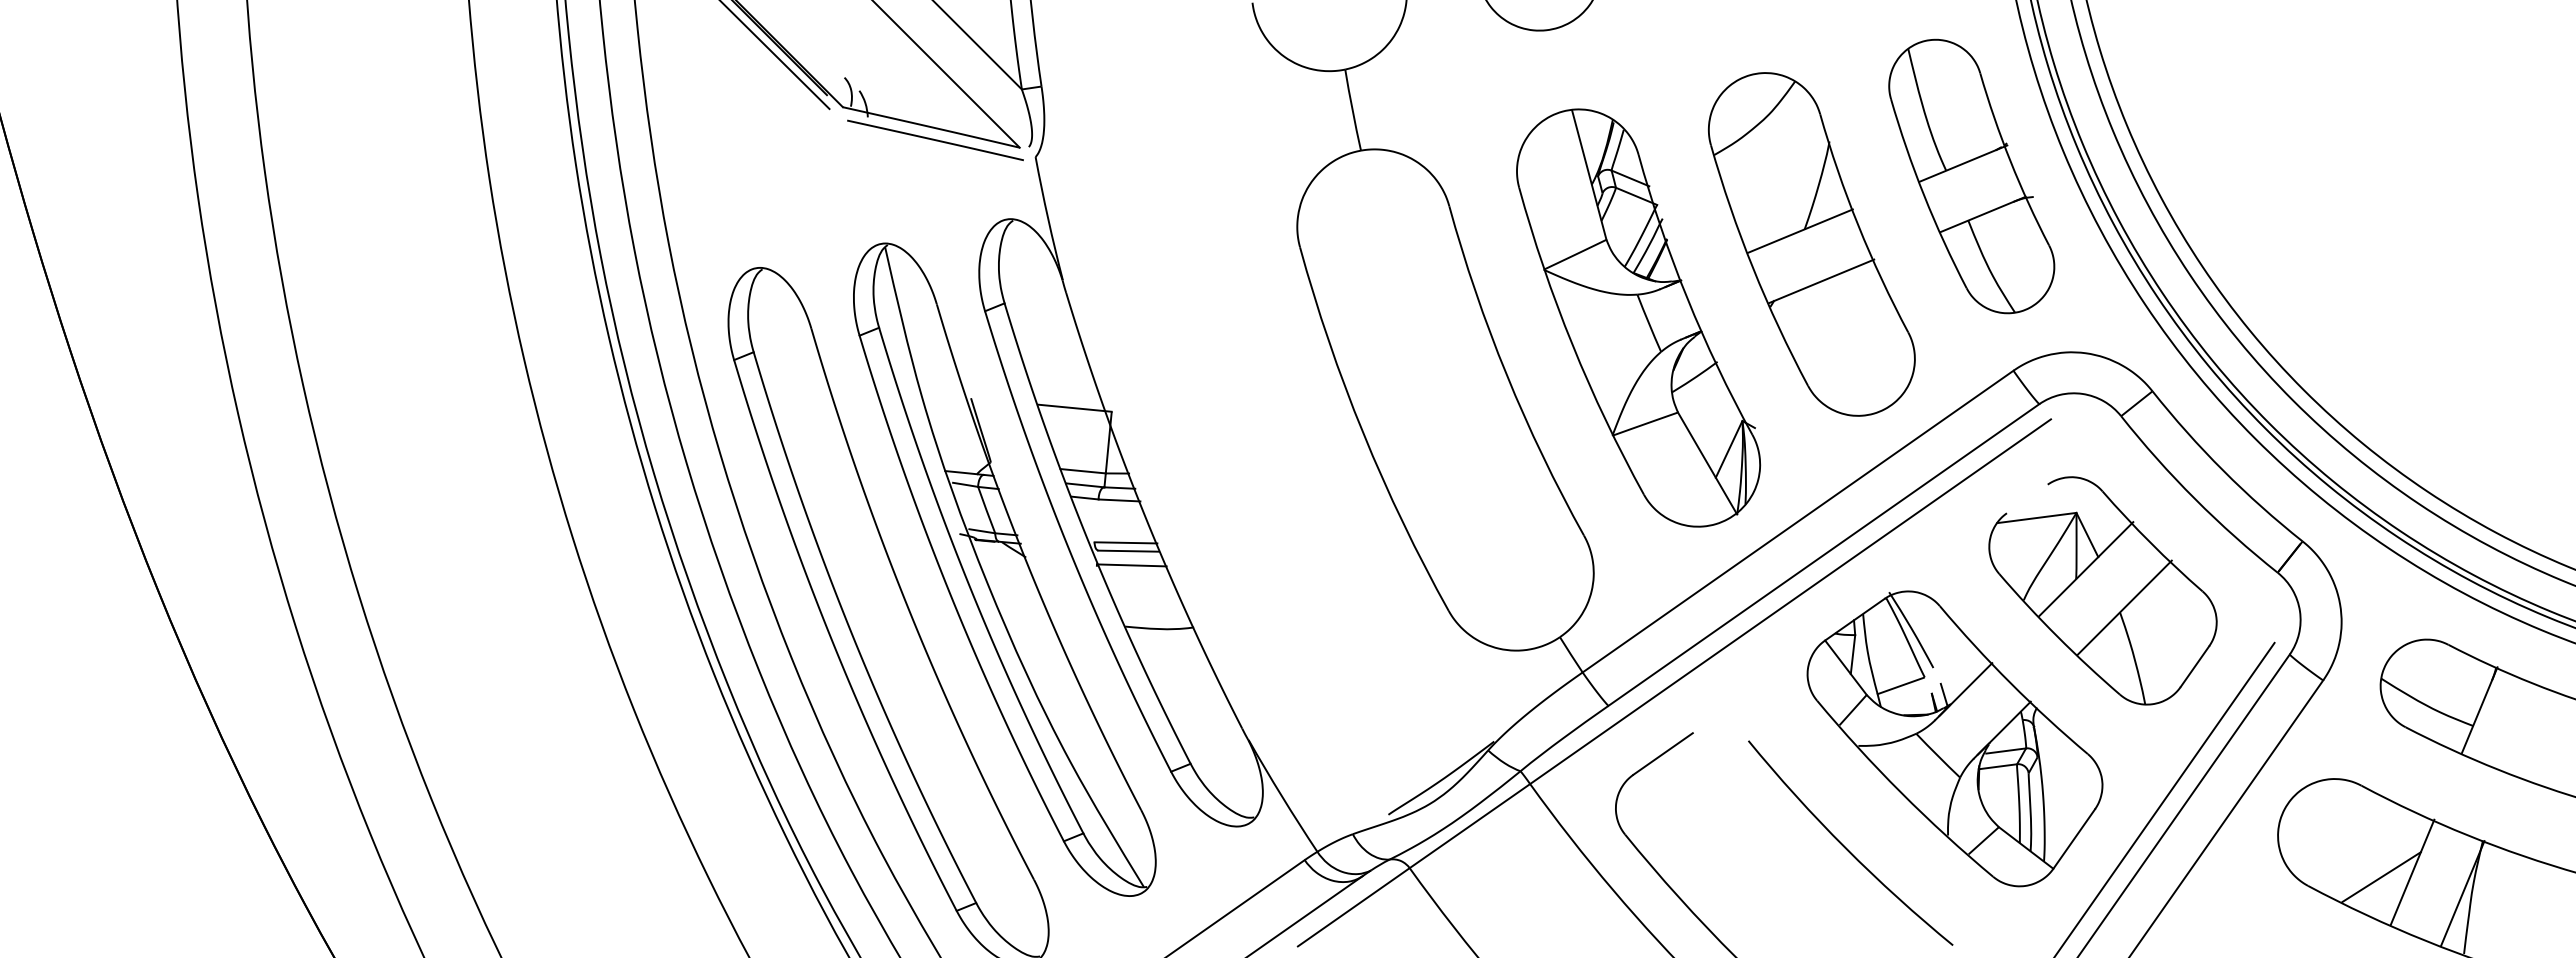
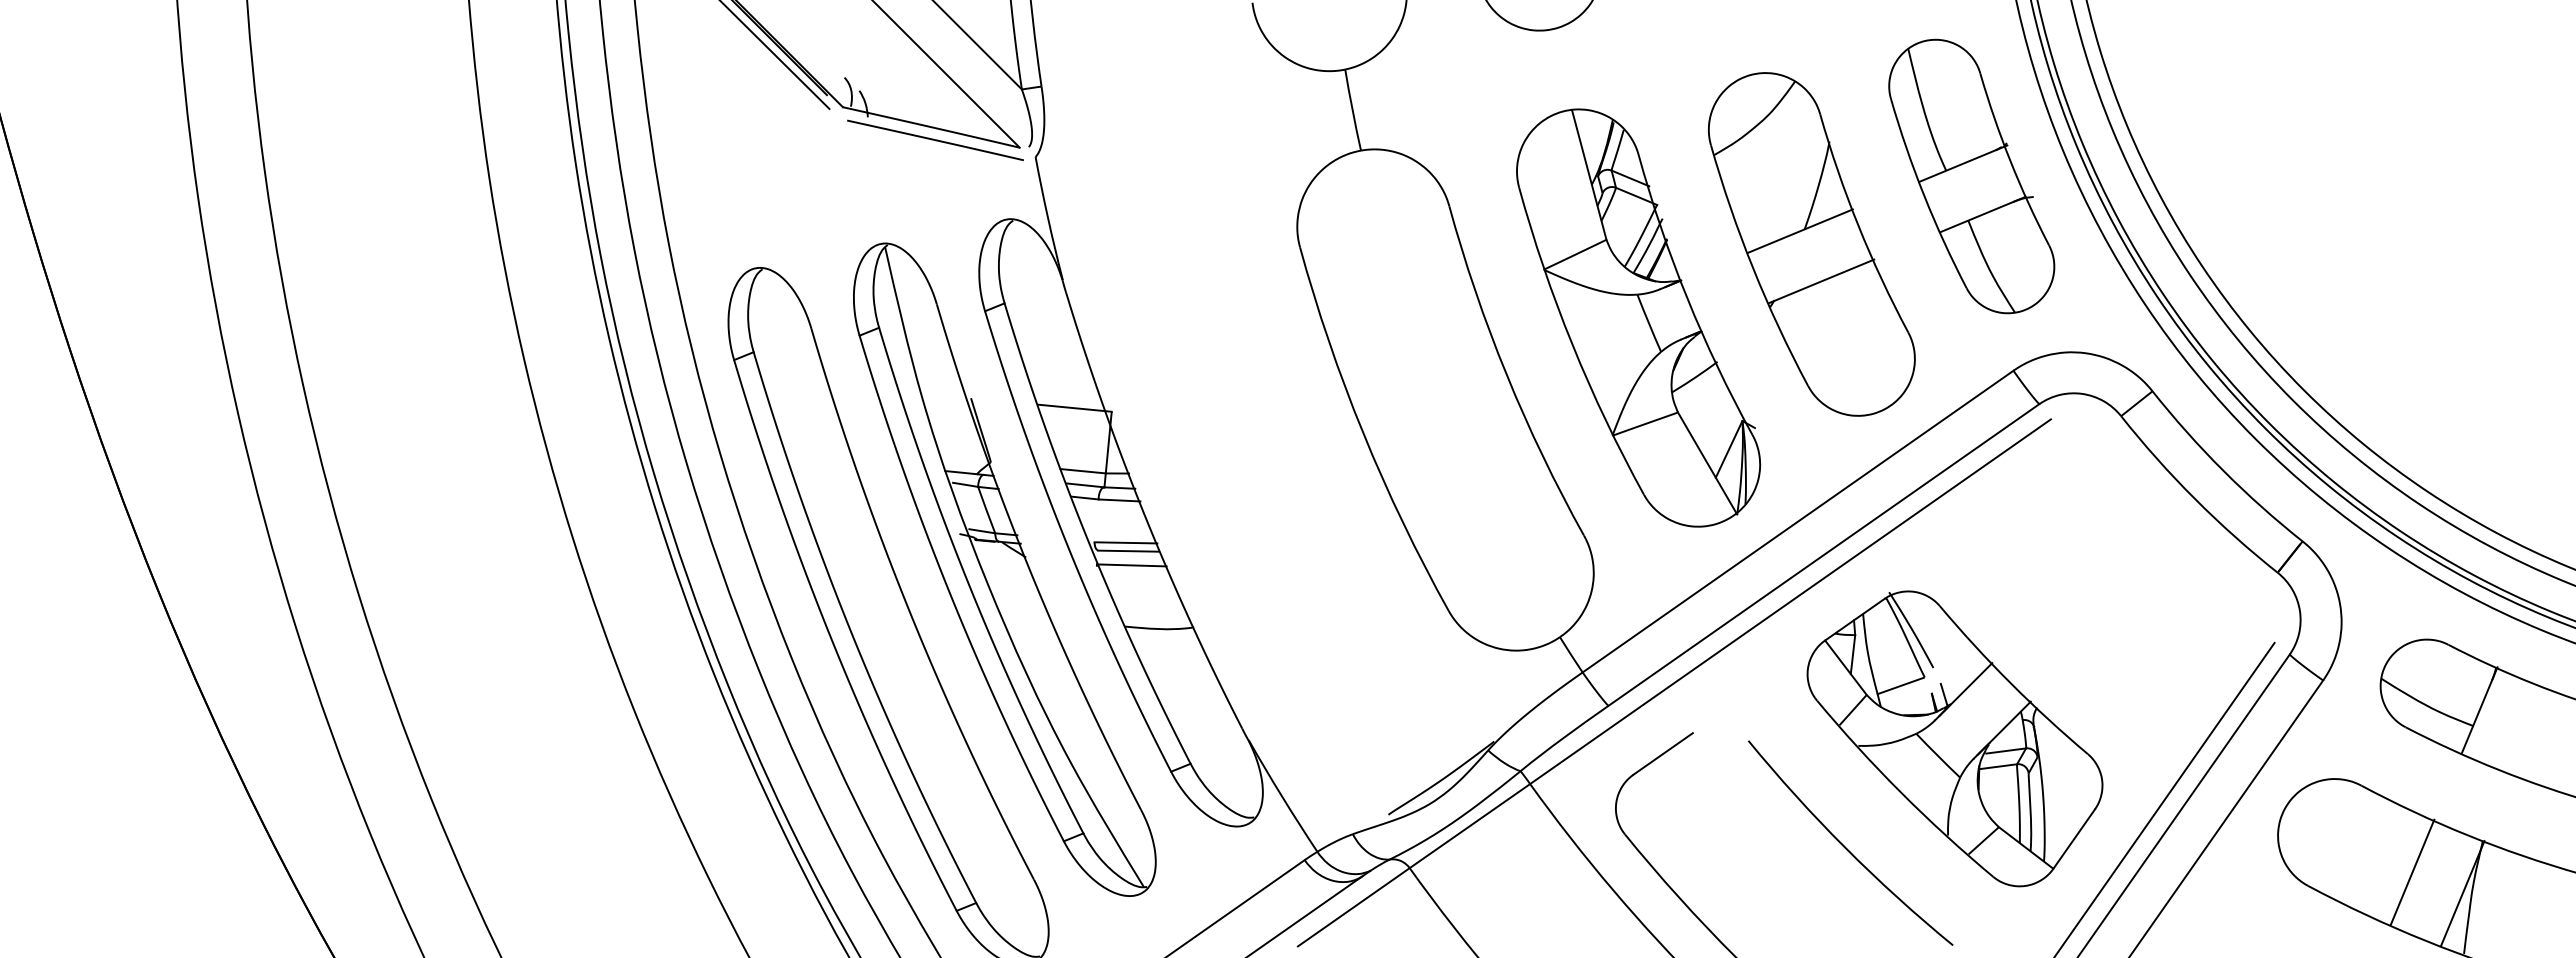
part: present -> none (2102, 590)
line: present -> none (2381, 876)
